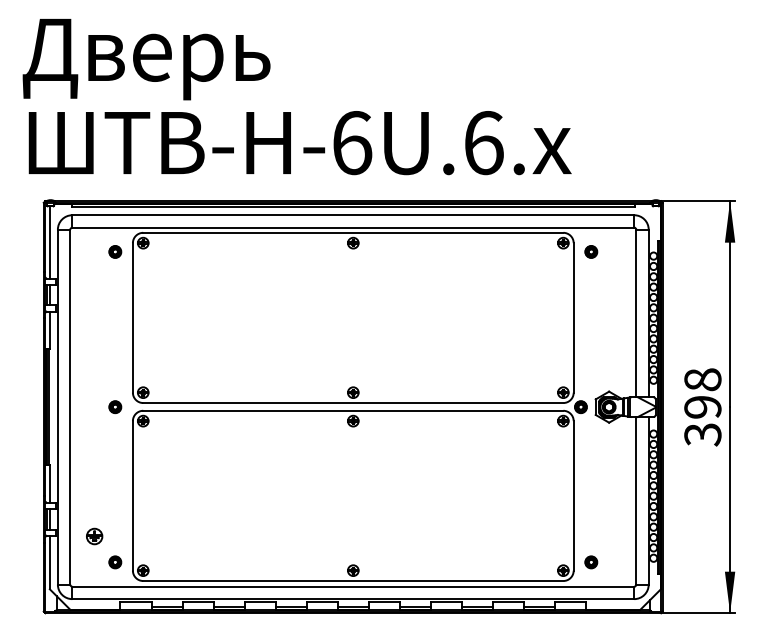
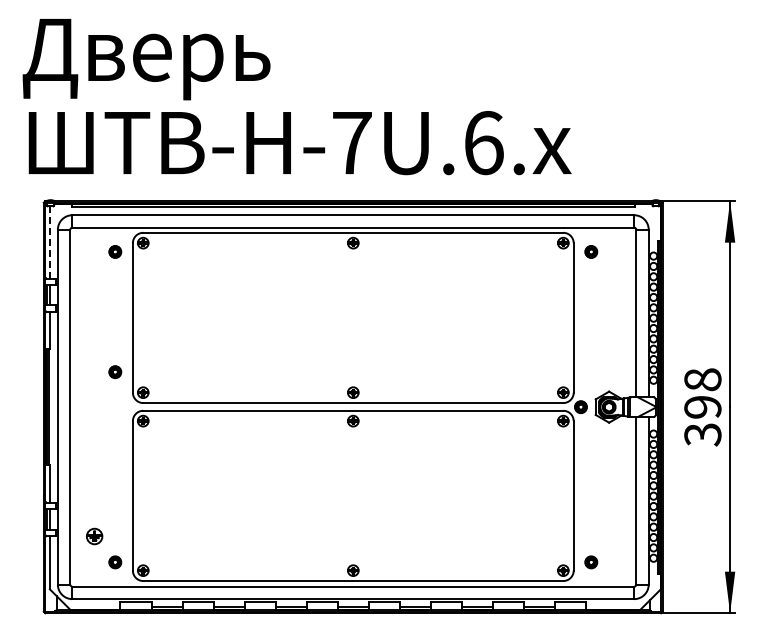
text: -6U.6.x -> -7U.6.x (352, 143)
line: solid -> dashed (49, 242)
part position: (115, 407) -> (115, 372) (115, 372)
